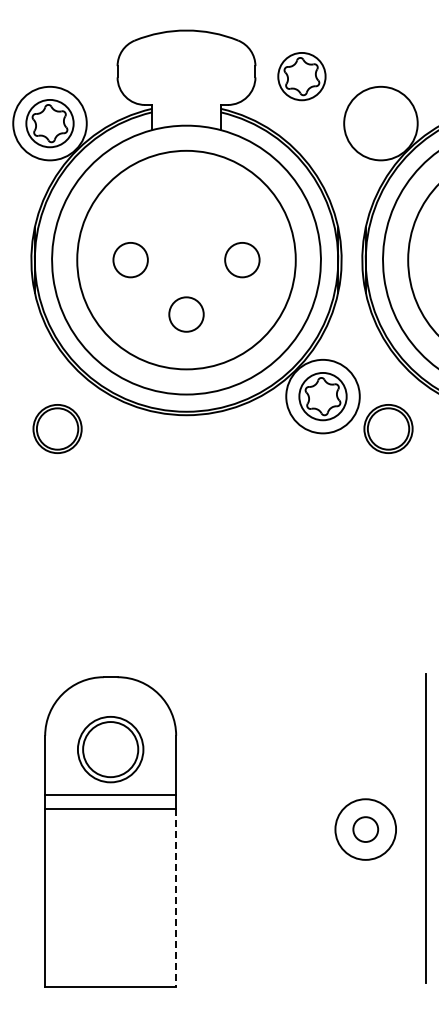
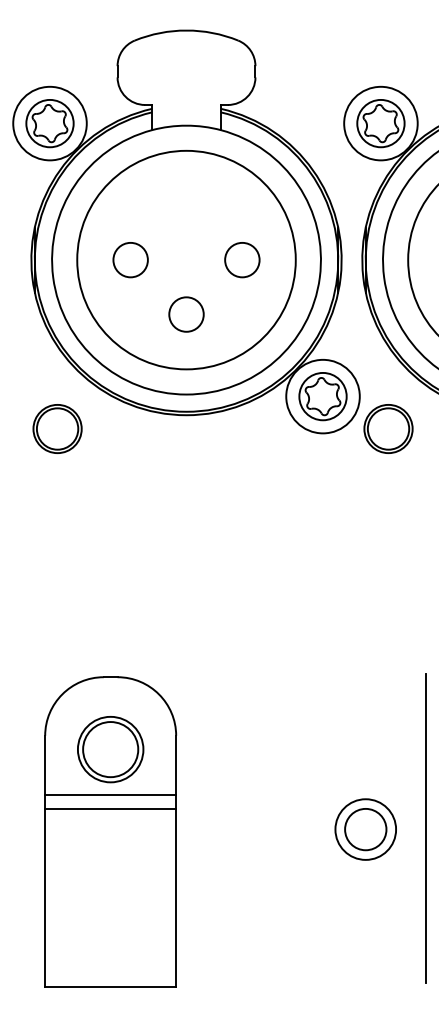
part position: (301, 76) -> (380, 123) (380, 123)
circle diameter: 25 px -> 41 px (365, 829)
line: dashed -> solid (176, 898)
